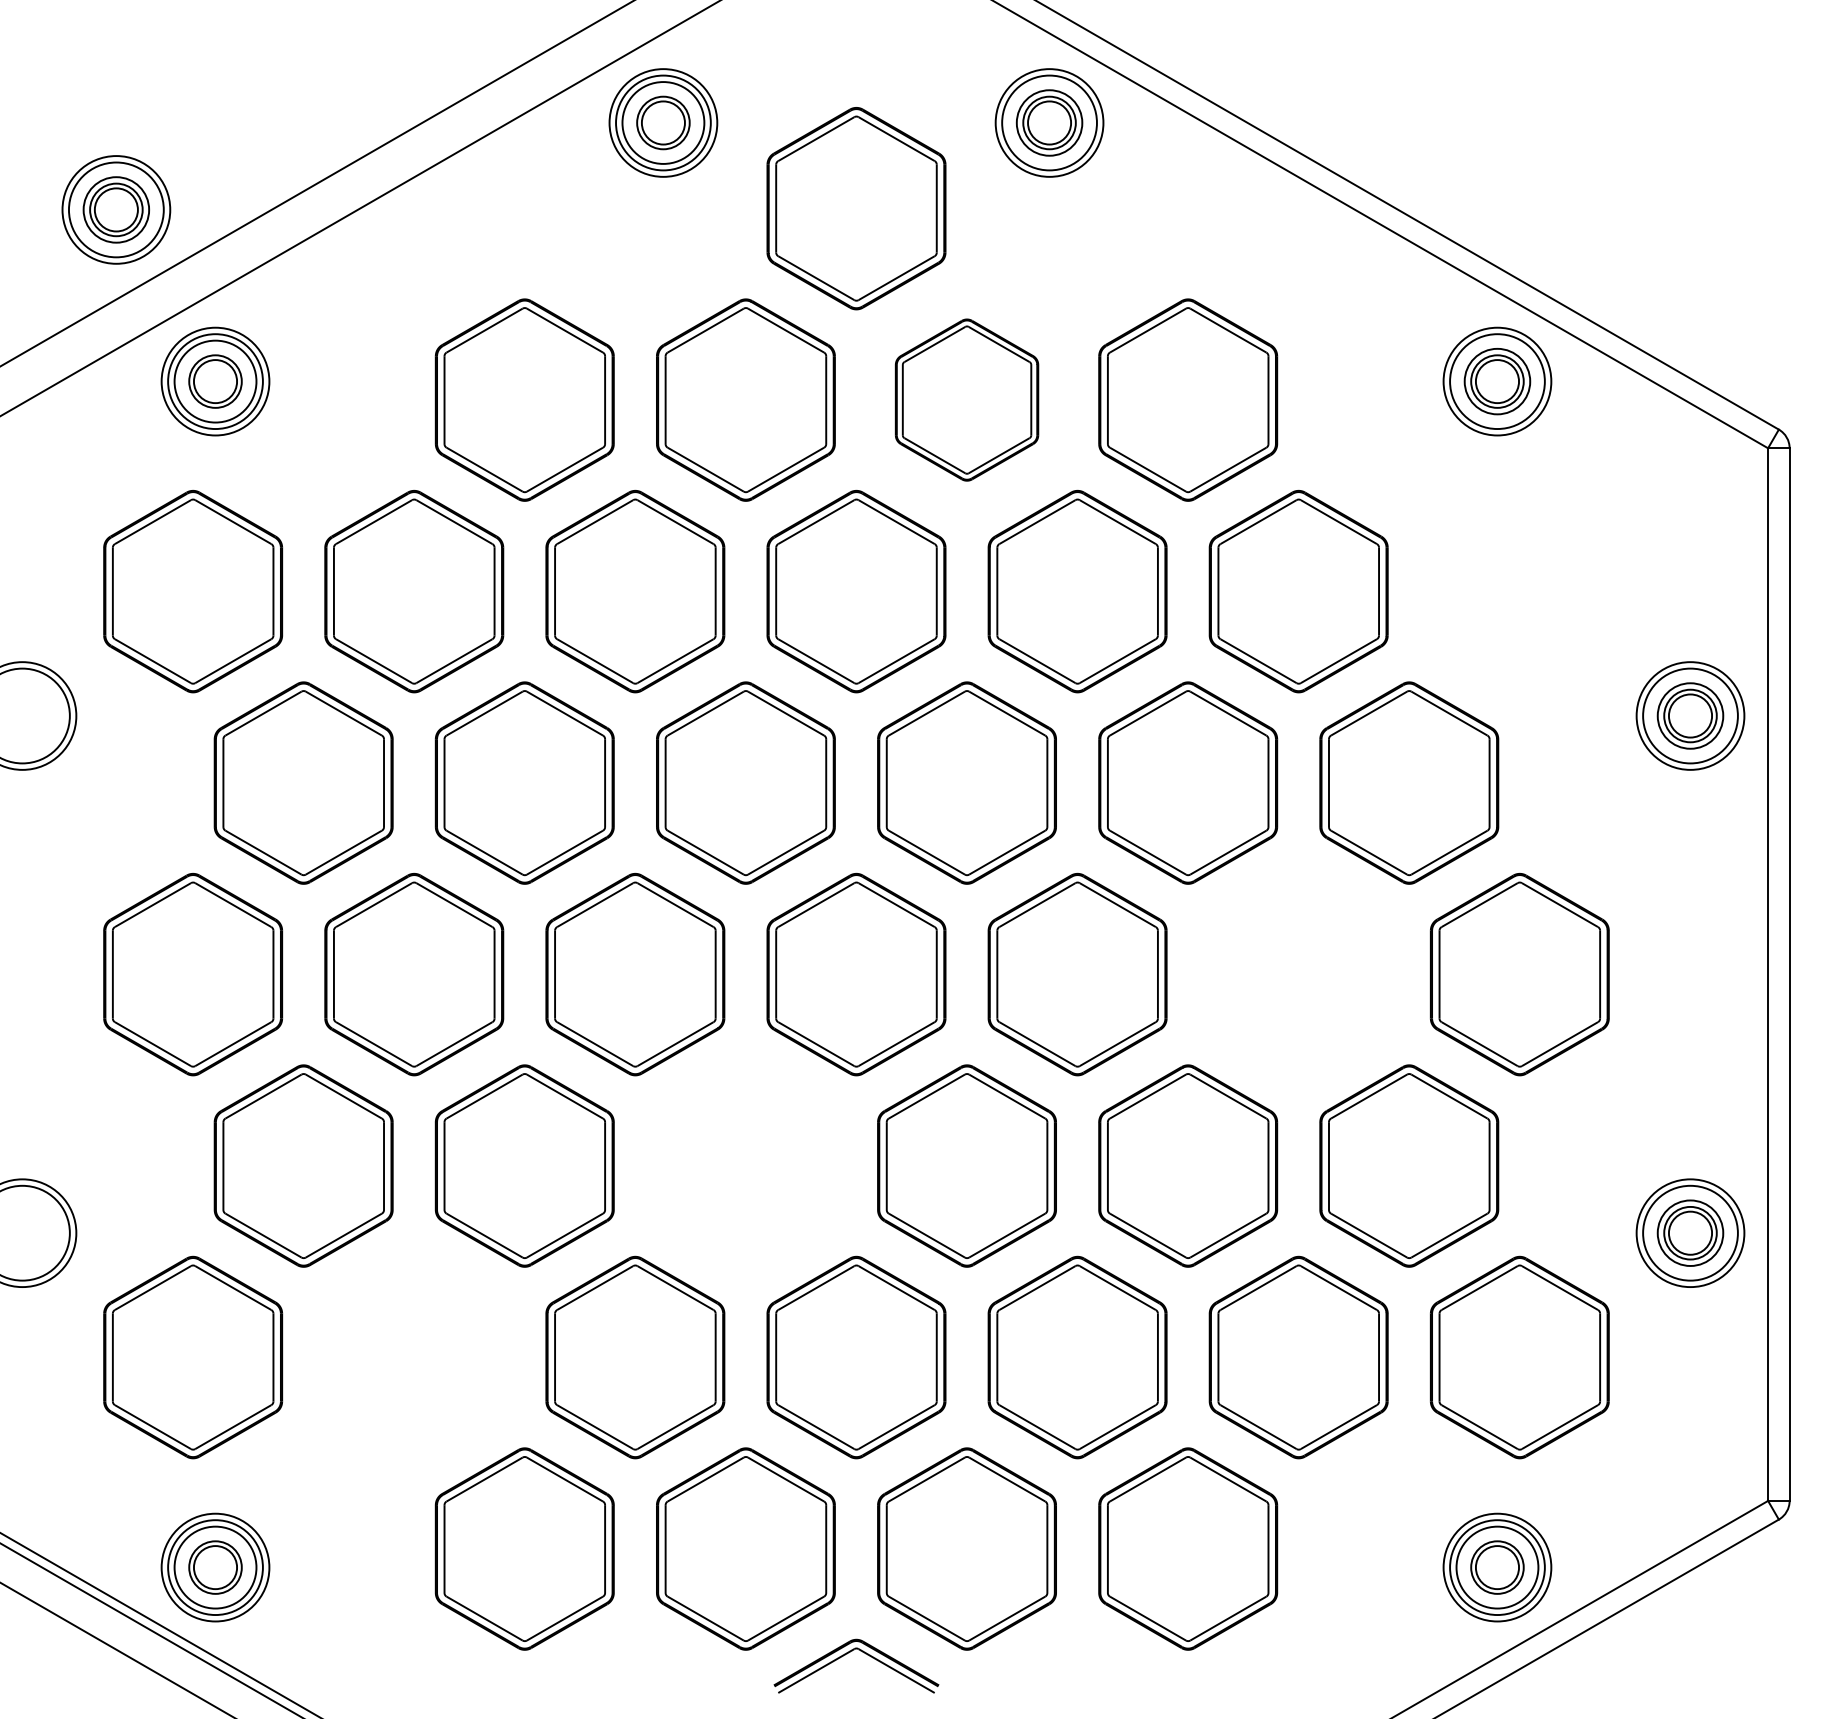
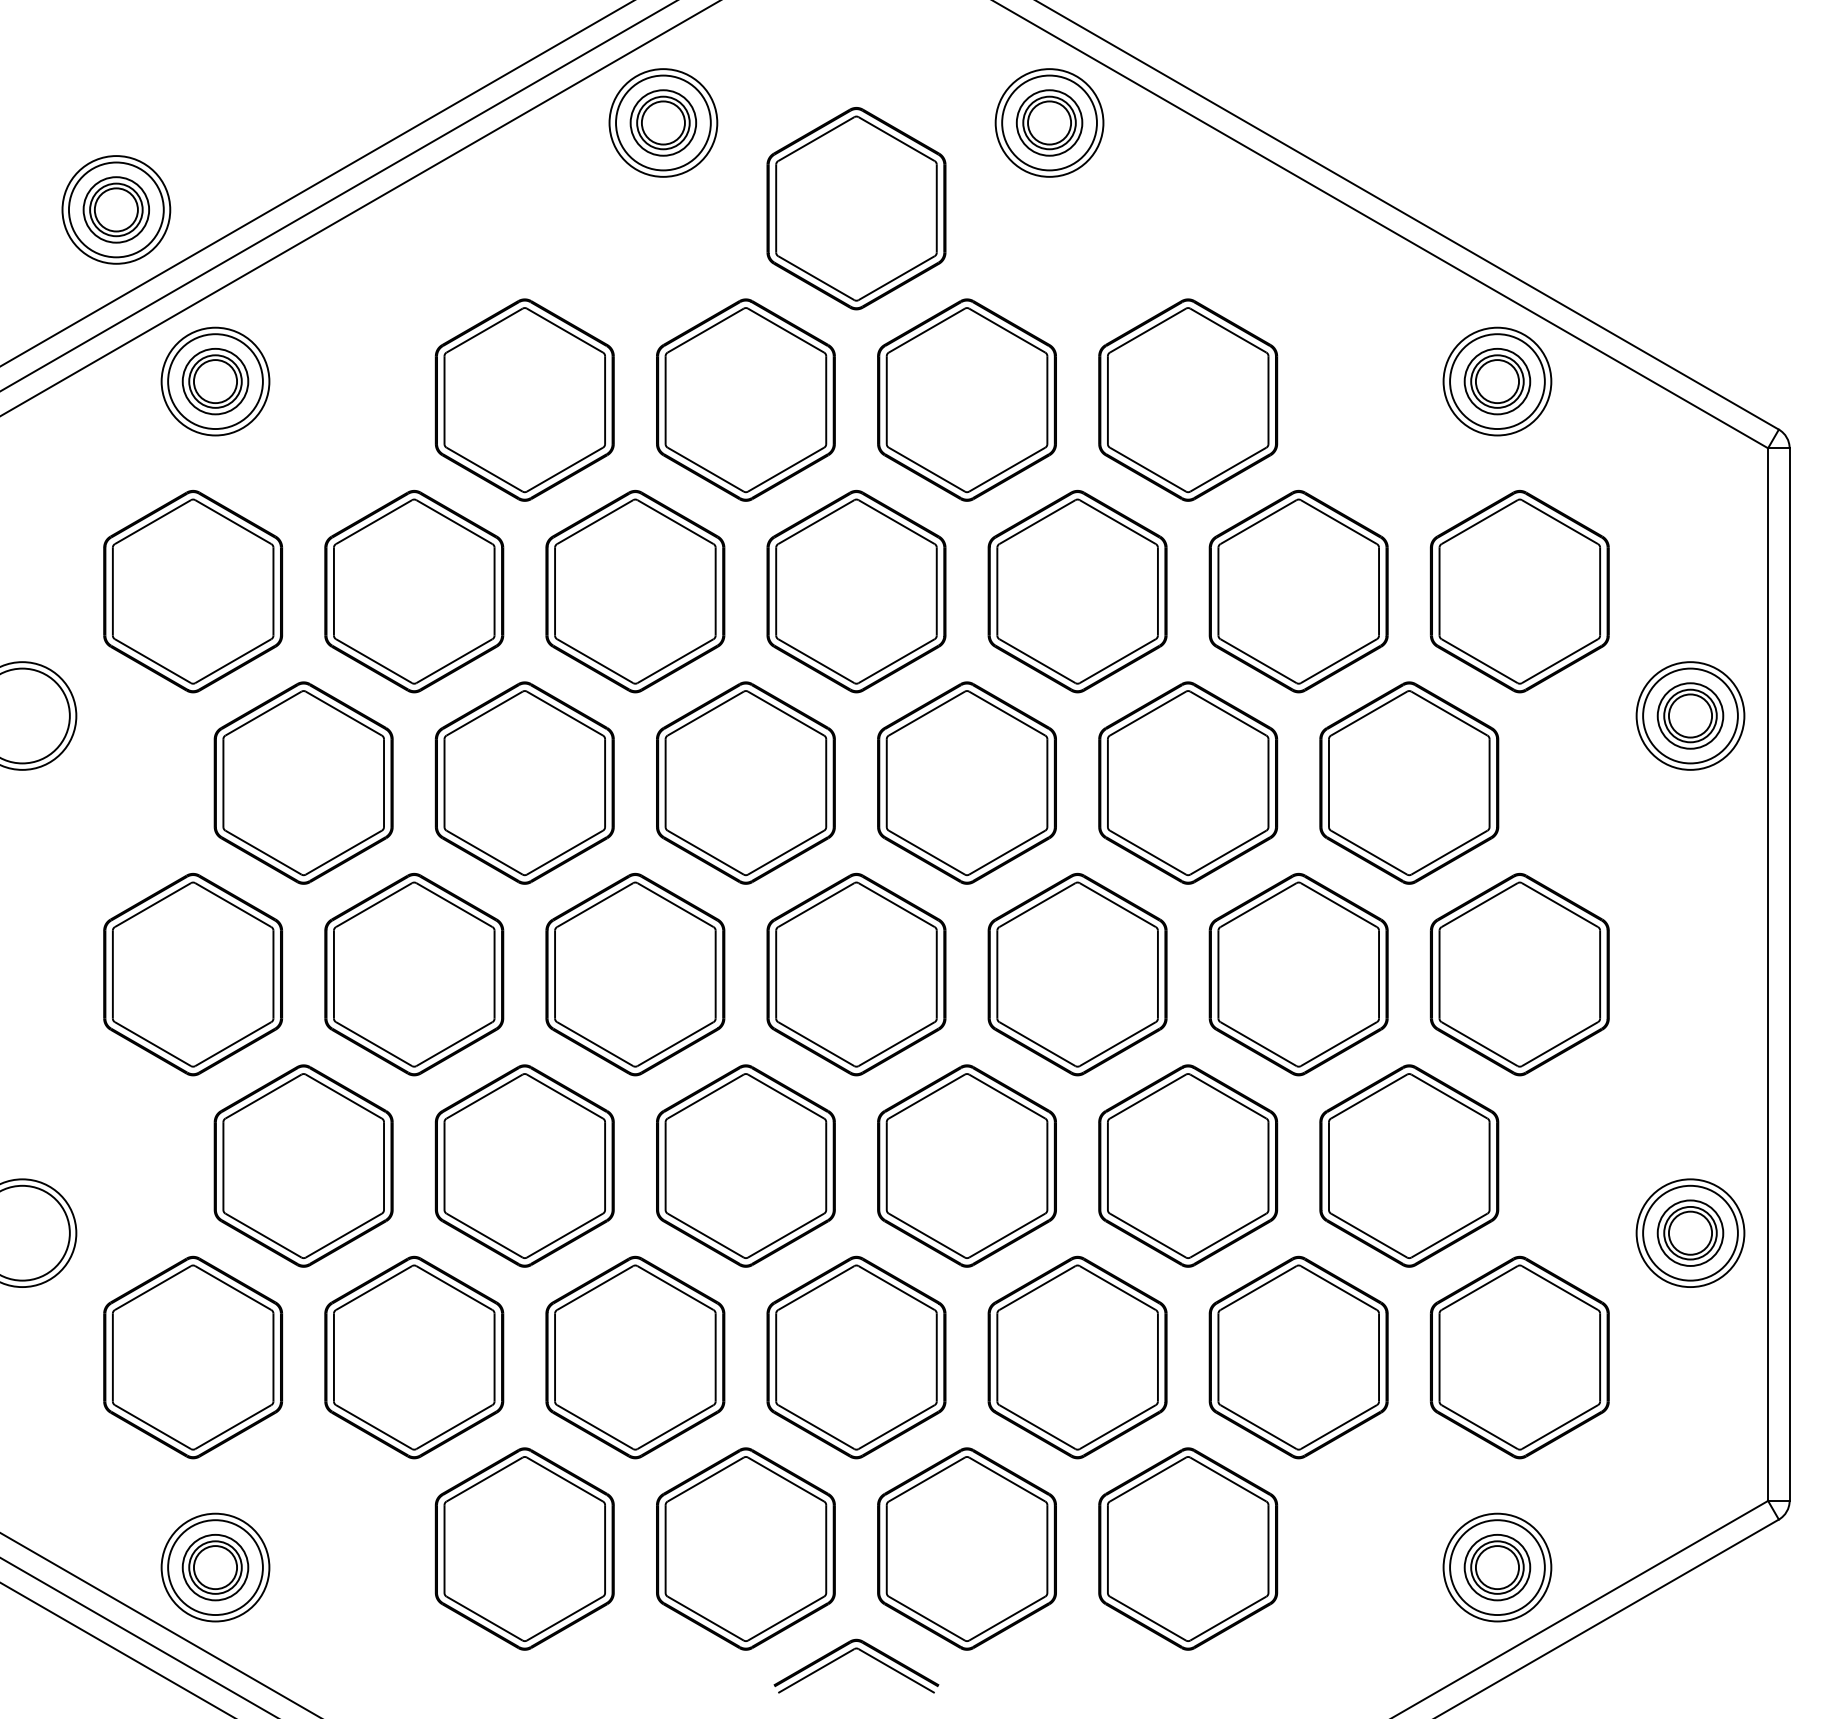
circle diameter: 82 px -> 66 px (663, 122)
line: none -> present (338, 196)
circle diameter: 82 px -> 66 px (215, 381)
part size: 146x164 px -> 180x204 px (966, 399)
part: none -> present (1519, 591)
part: none -> present (1298, 974)
part: none -> present (745, 1165)
part: none -> present (414, 1357)
circle diameter: 82 px -> 66 px (215, 1567)
circle diameter: 82 px -> 66 px (1497, 1567)
line position: (150, 1629) -> (137, 1637) (137, 1637)
